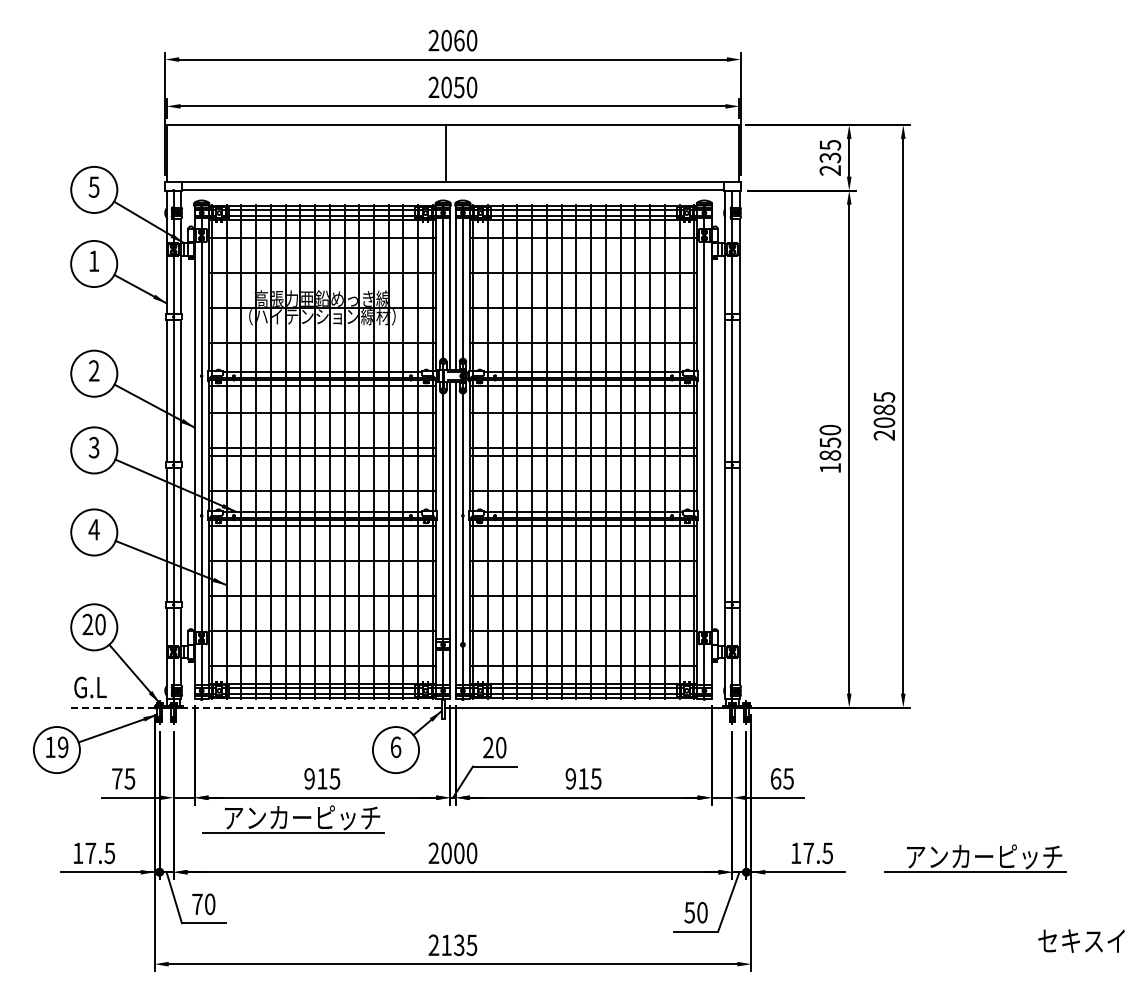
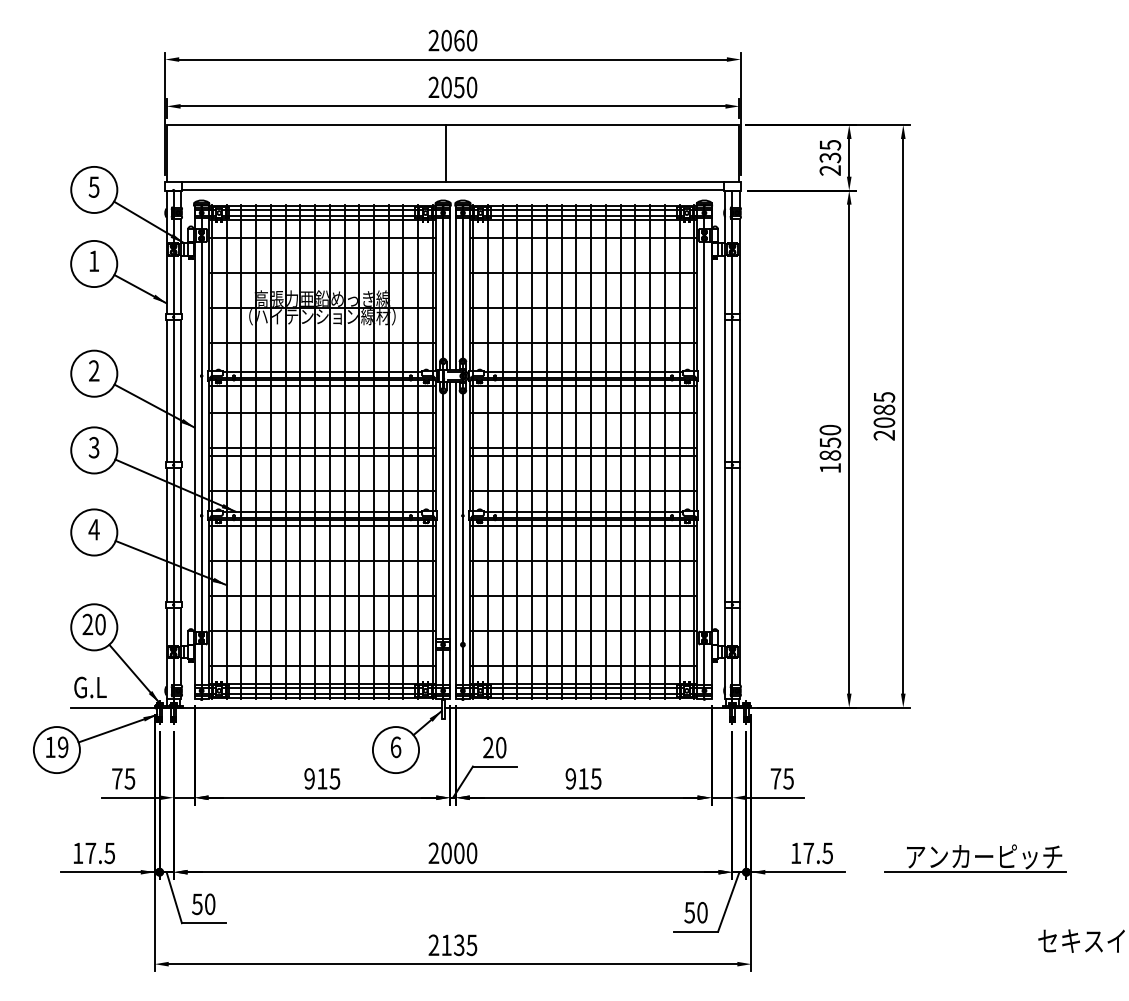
line: dashed -> solid (256, 707)
text: 65 -> 75 (775, 778)
part: present -> none (293, 819)
text: 70 -> 50 (197, 904)
